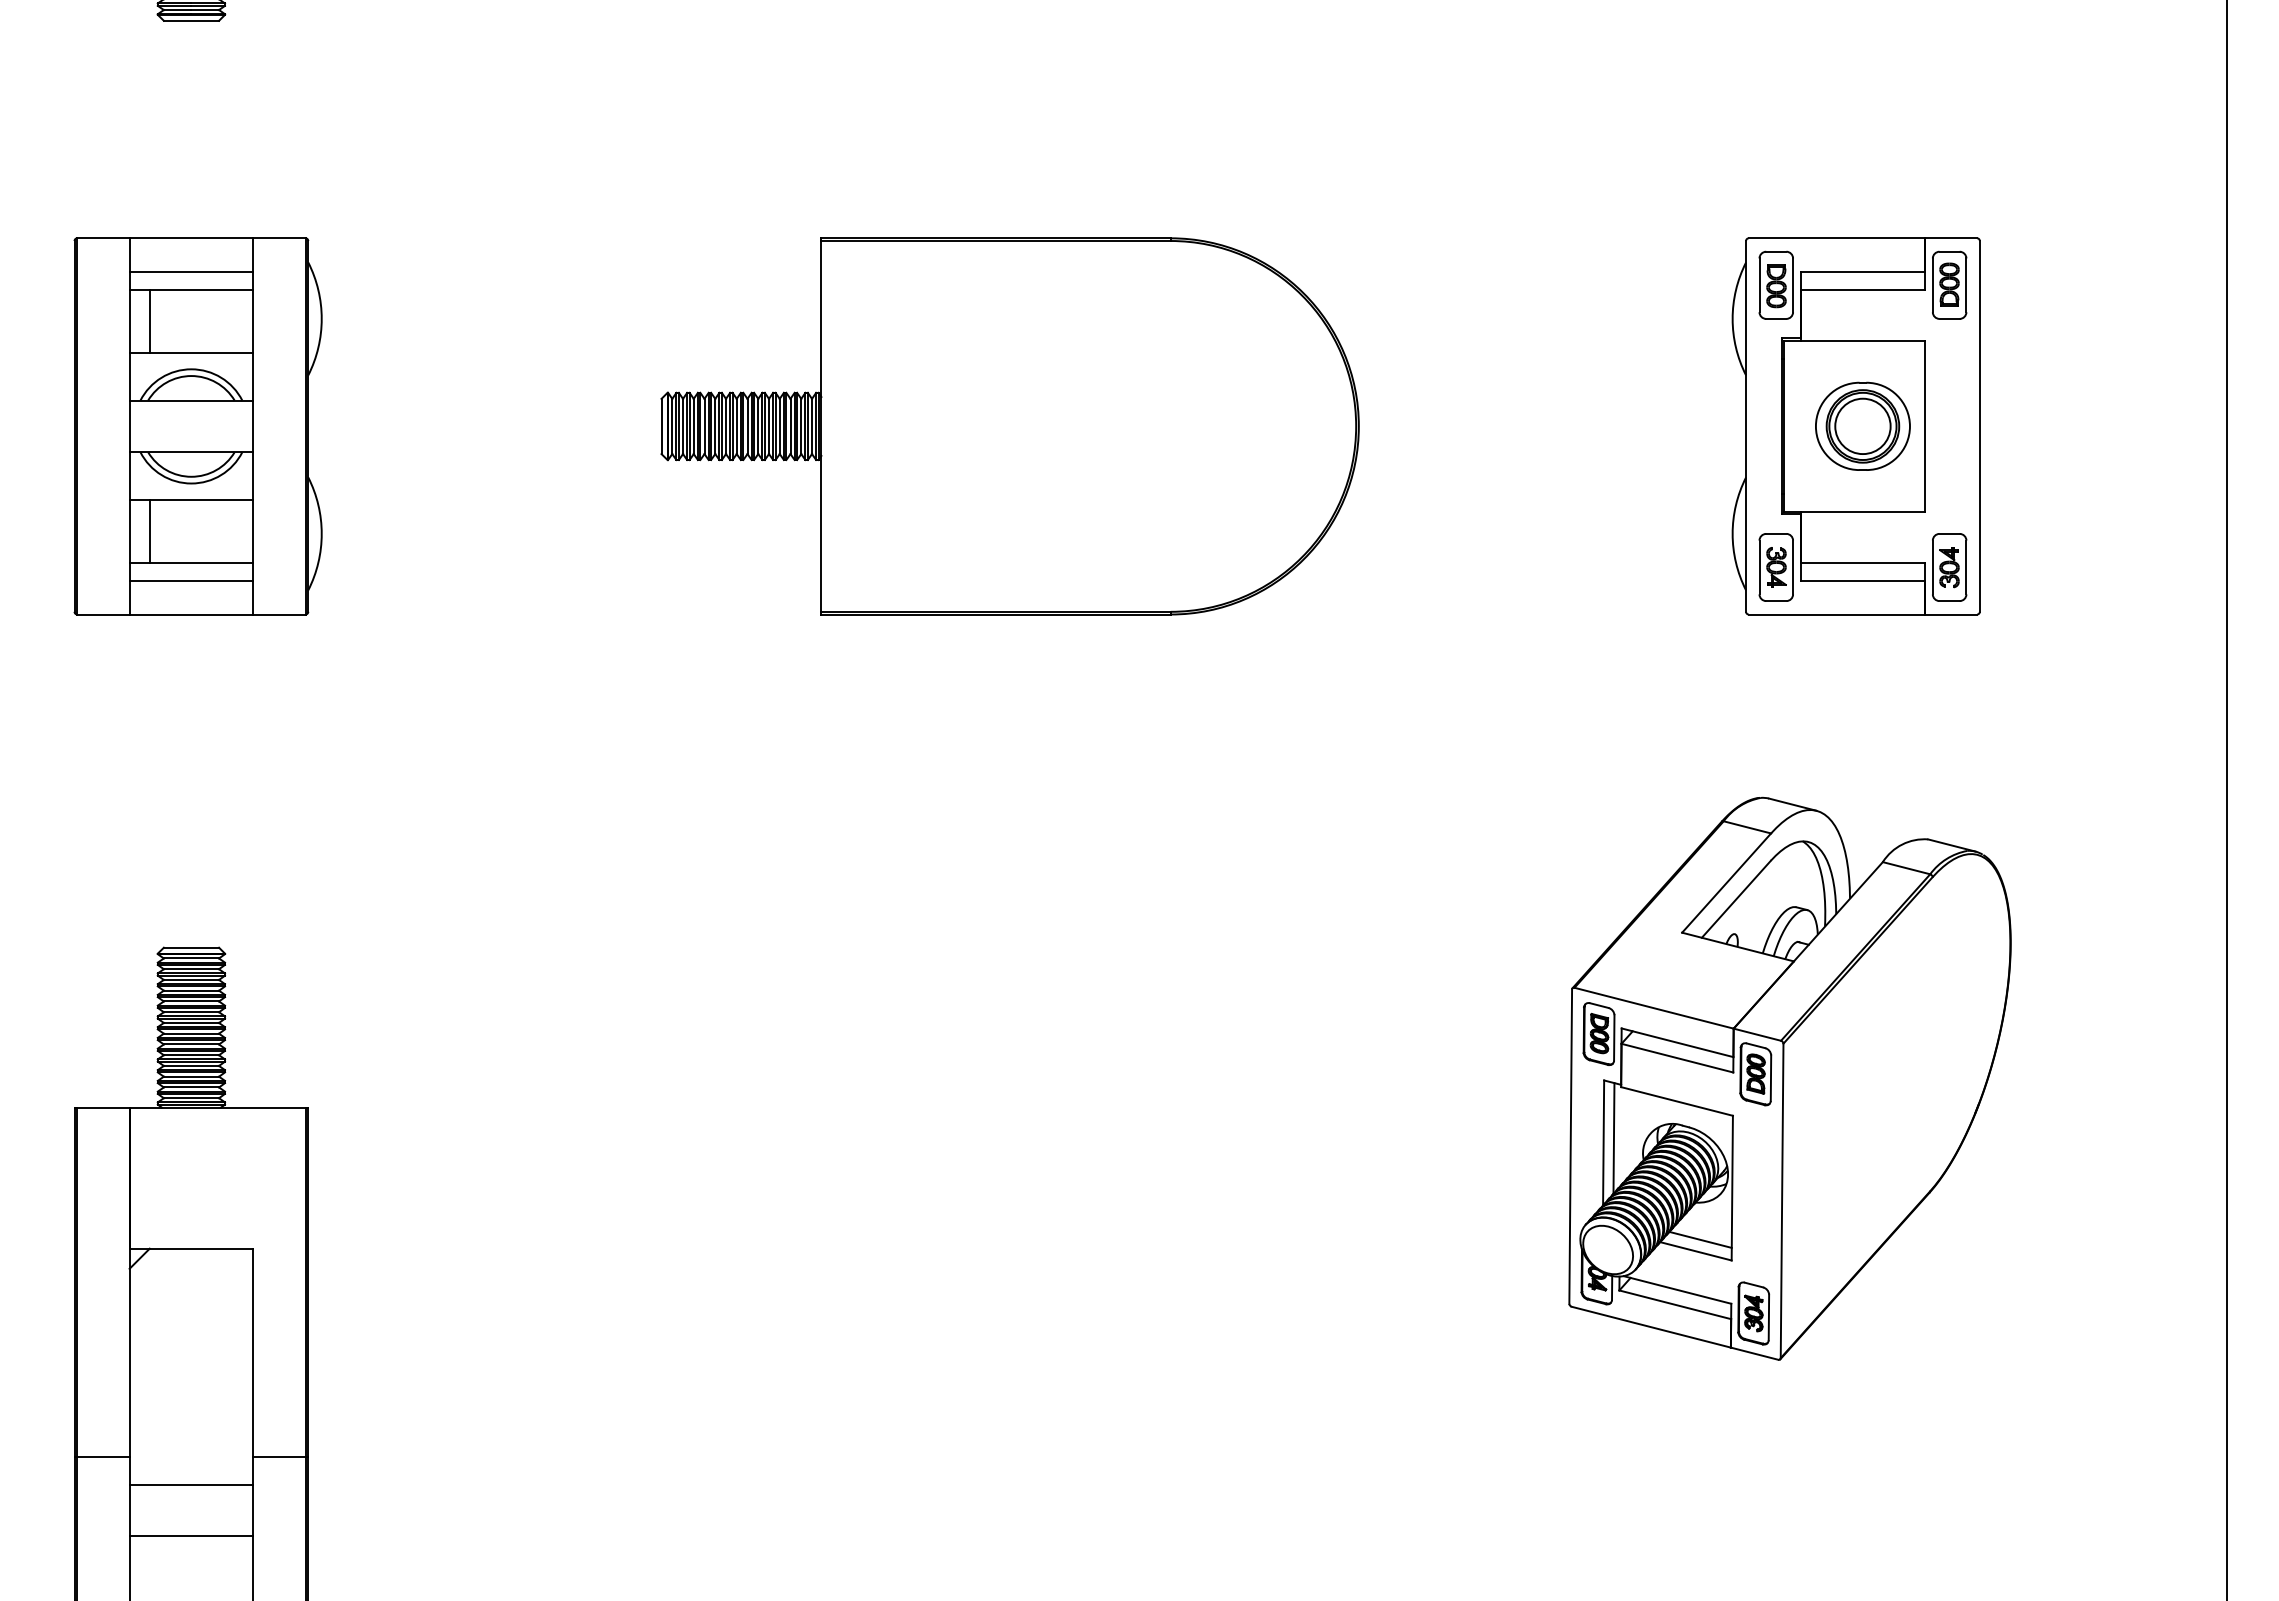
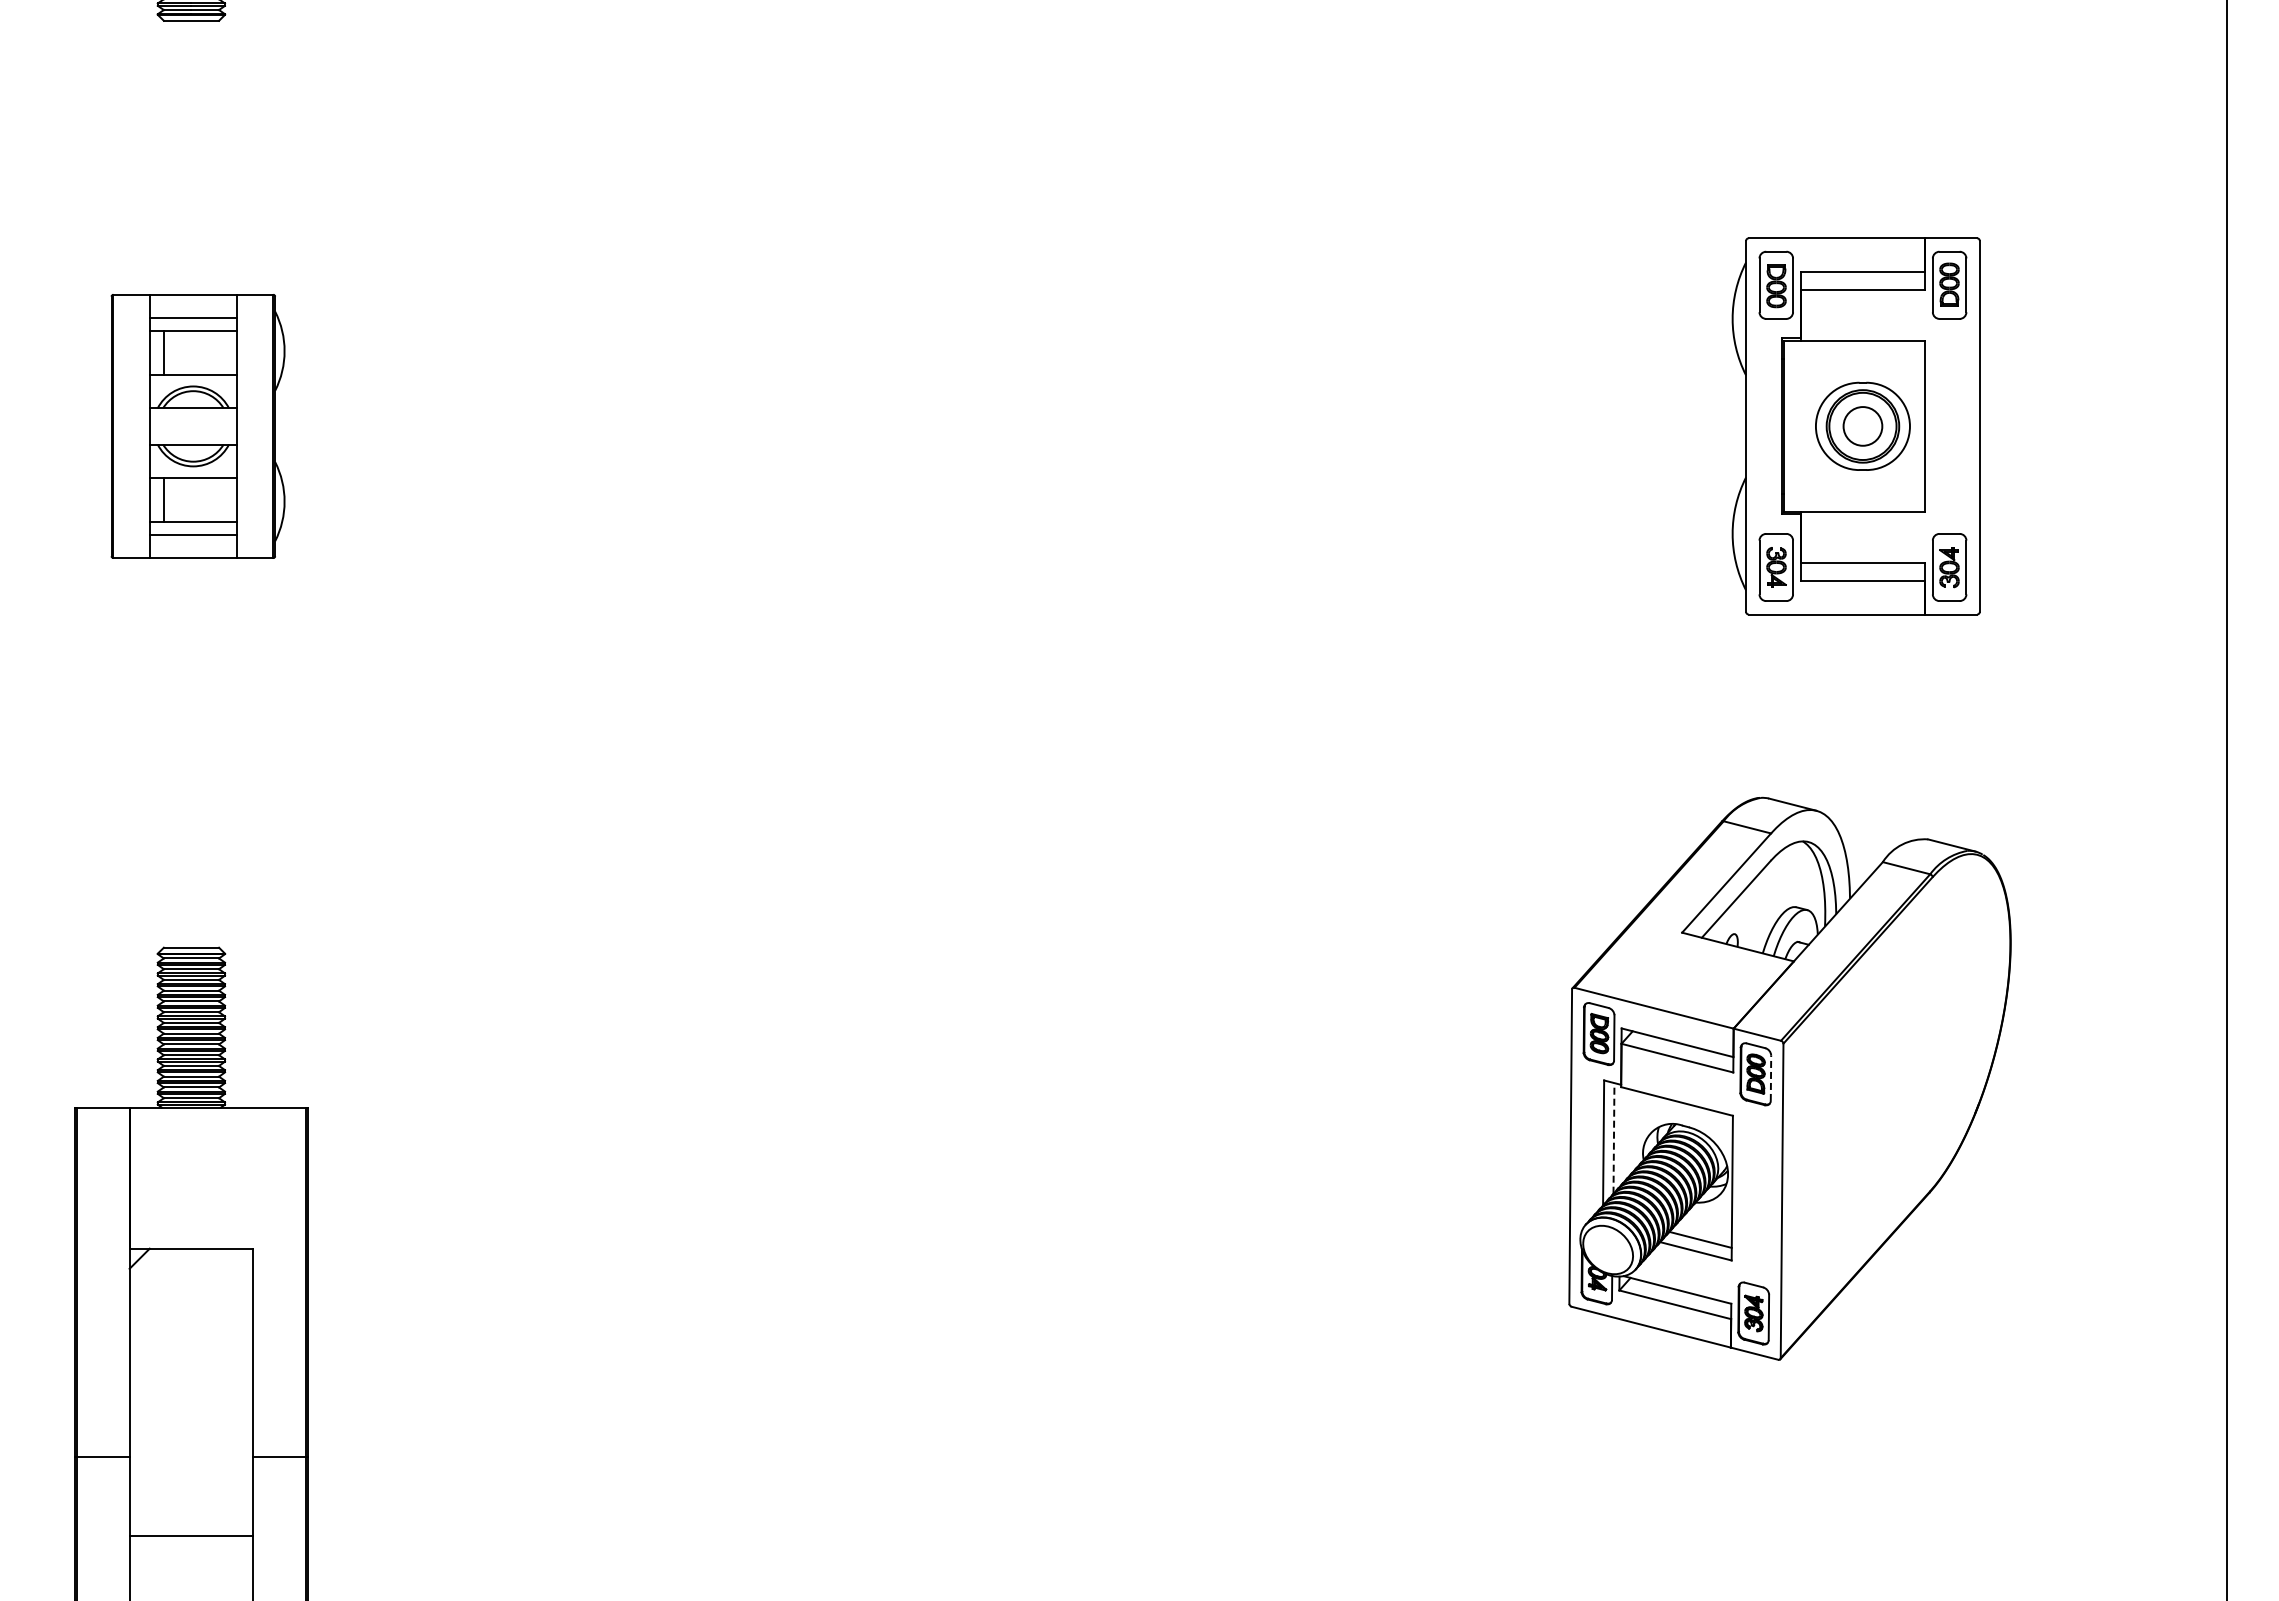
part size: 250x379 px -> 176x265 px (197, 426)
part: present -> none (1009, 426)
circle diameter: 55 px -> 39 px (1862, 426)
line: solid -> dashed (1770, 1078)
line: solid -> dashed (1613, 1137)
line: present -> none (191, 1484)
